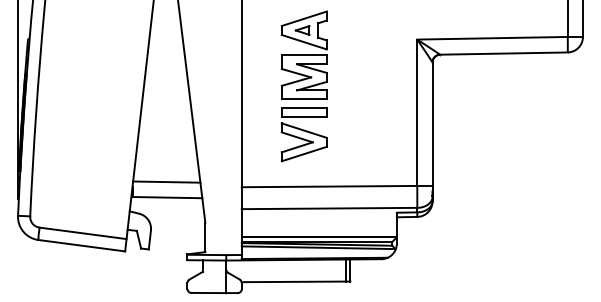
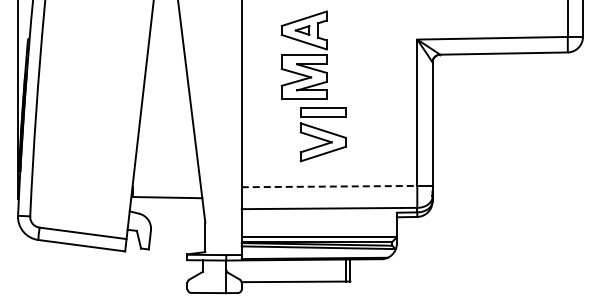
part position: (303, 134) -> (322, 134) (322, 134)
line: present -> none (166, 181)
line: solid -> dashed (329, 186)
